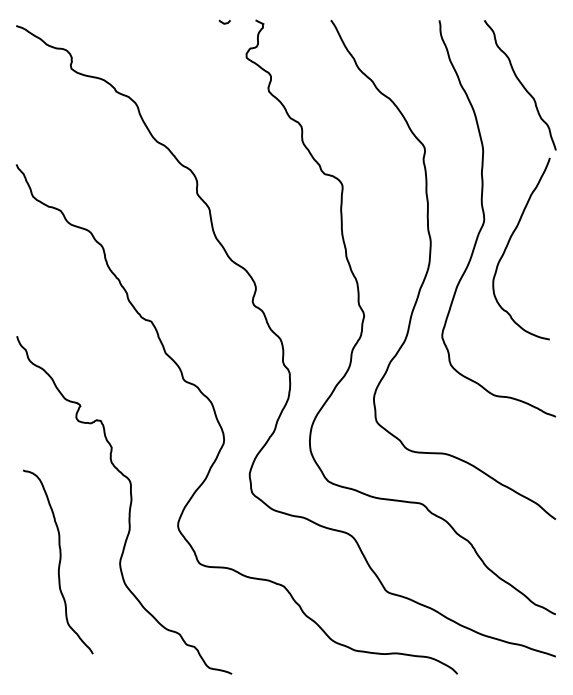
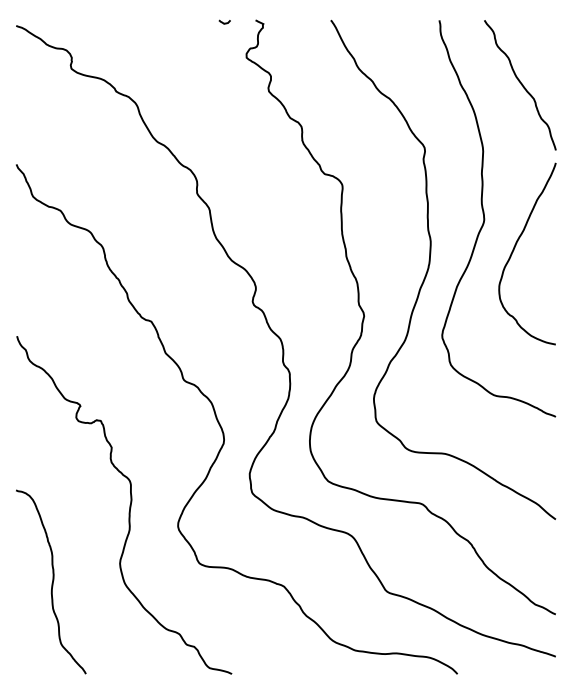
curve position: (508, 245) -> (514, 250) (514, 250)
curve position: (59, 561) -> (52, 581) (52, 581)
